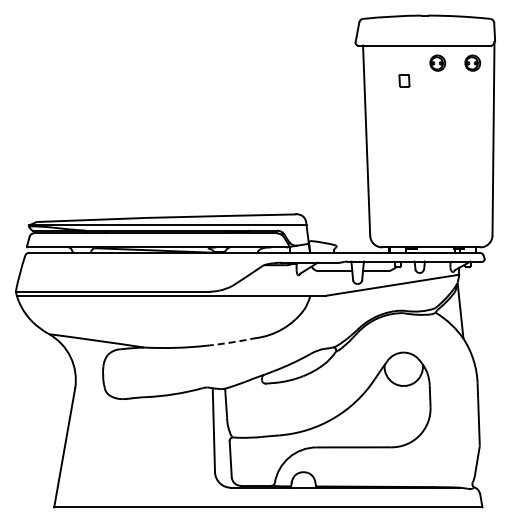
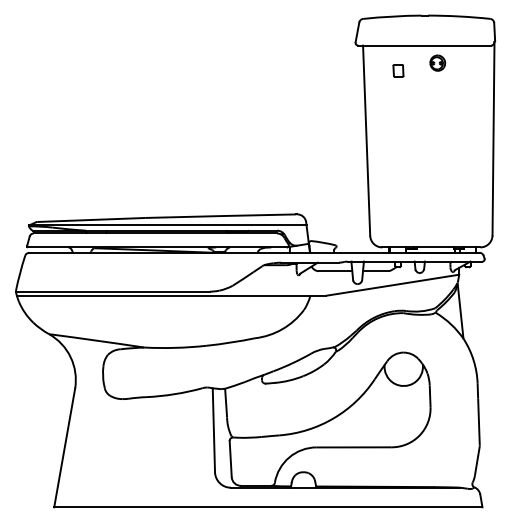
part: present -> none (472, 62)
part position: (404, 80) -> (398, 70) (398, 70)
arc: dashed -> solid (231, 342)
